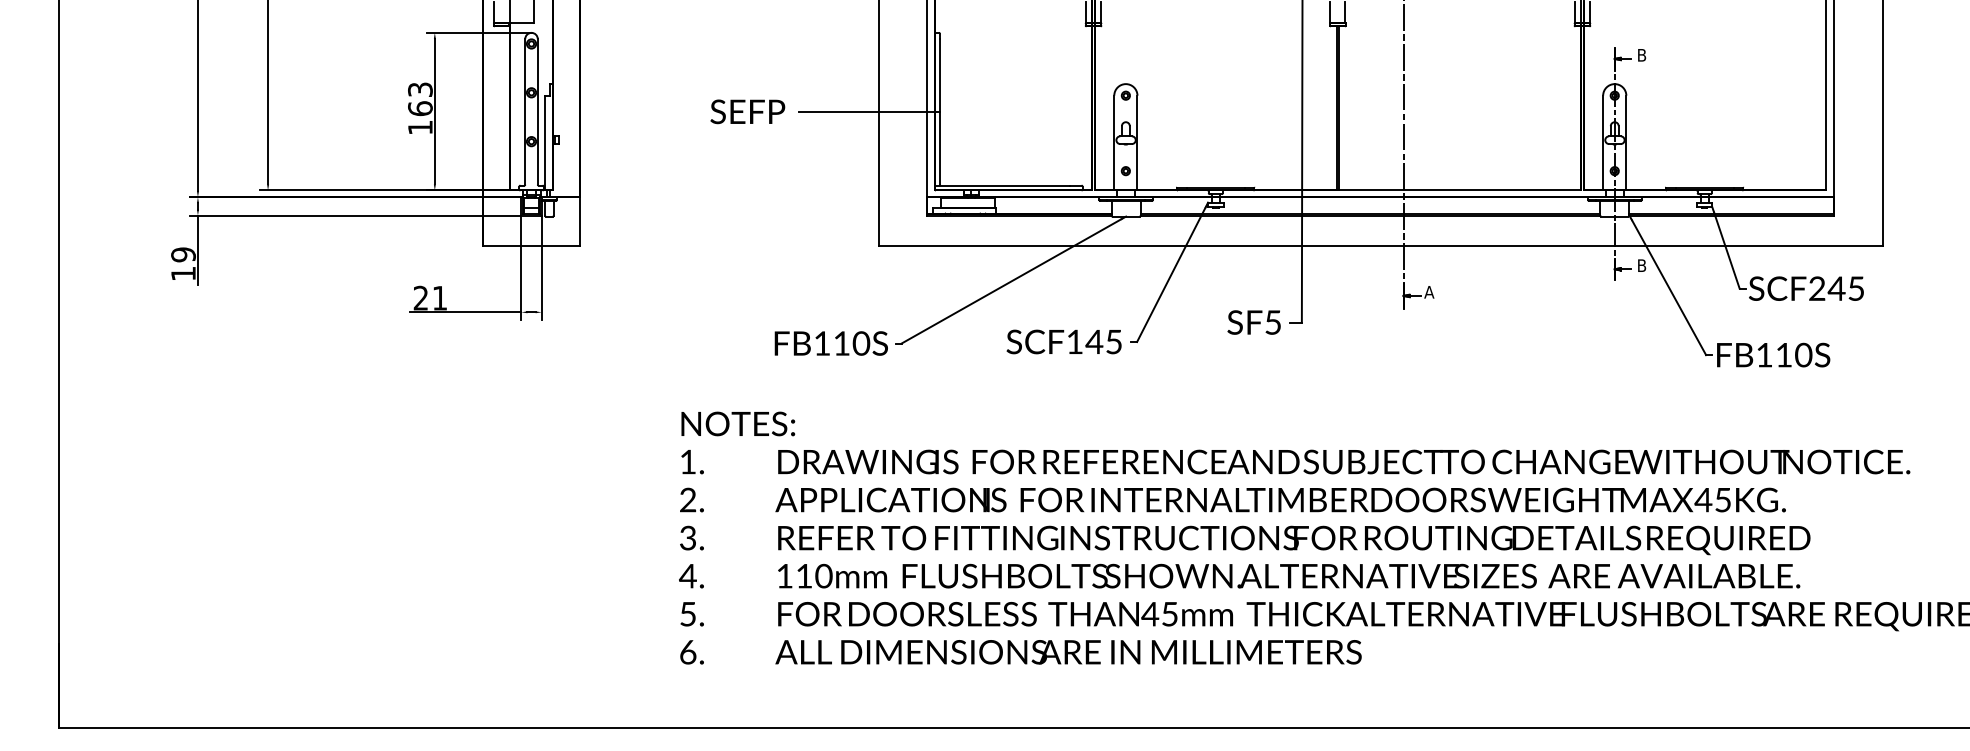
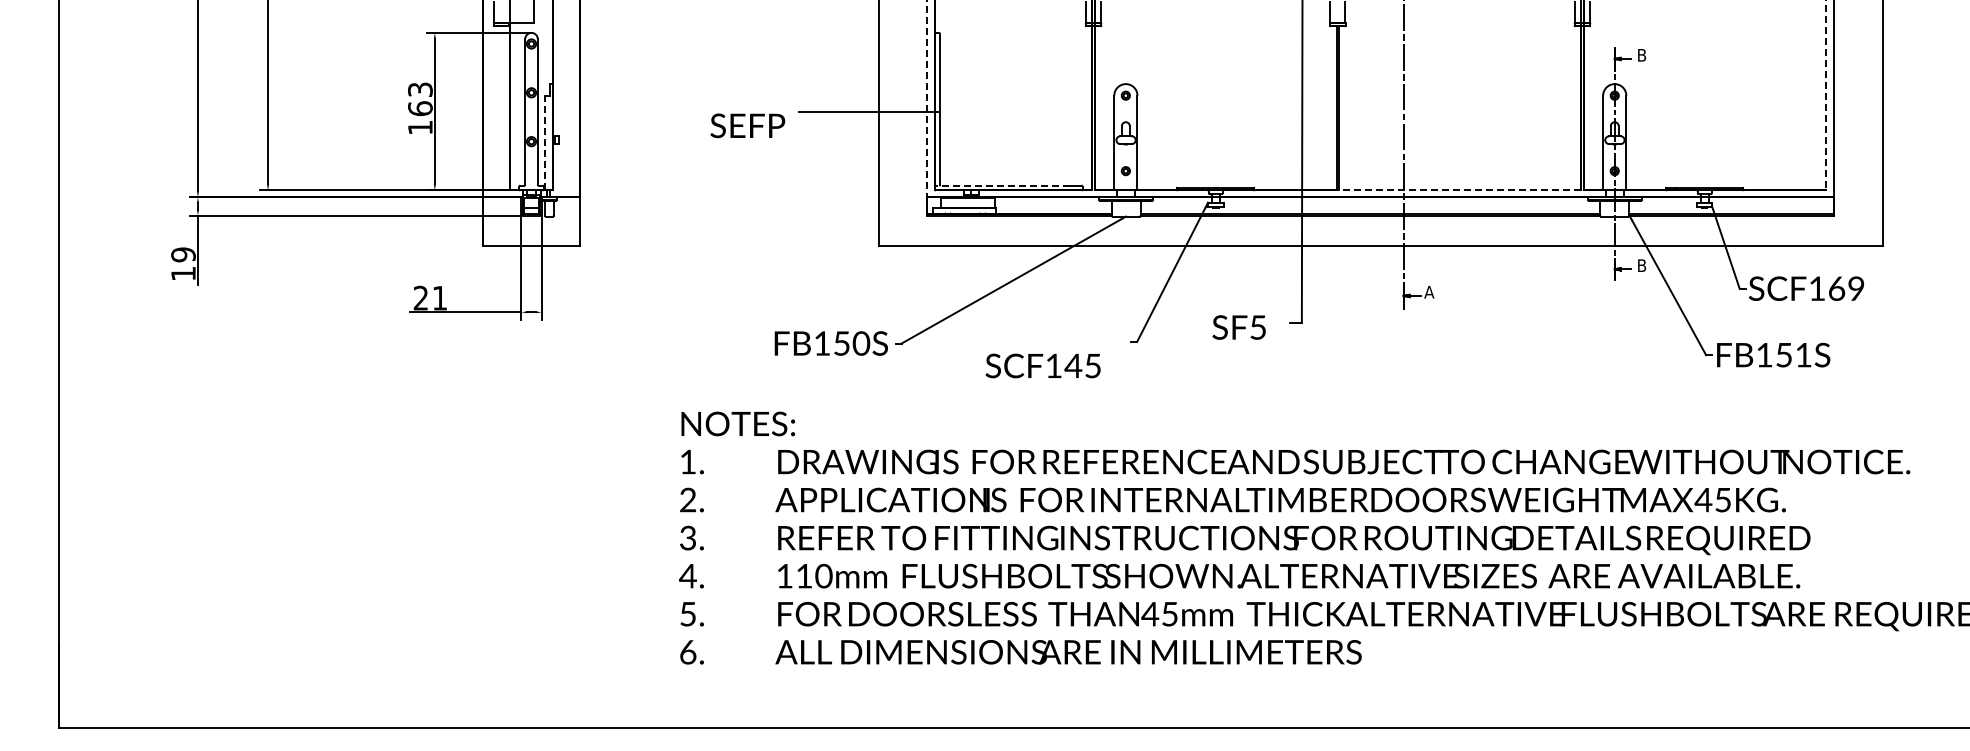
line: solid -> dashed (1825, 95)
line: solid -> dashed (926, 99)
text position: (747, 111) -> (747, 125) (747, 125)
line: solid -> dashed (544, 142)
line: solid -> dashed (1002, 185)
line: solid -> dashed (1460, 190)
text: SCF245 -> SCF169 (1836, 288)
text position: (1253, 322) -> (1238, 327) (1238, 327)
text position: (1063, 341) -> (1042, 365) (1042, 365)
text: FB110S -> FB150S (841, 343)
text: FB110S -> FB151S (1794, 354)
